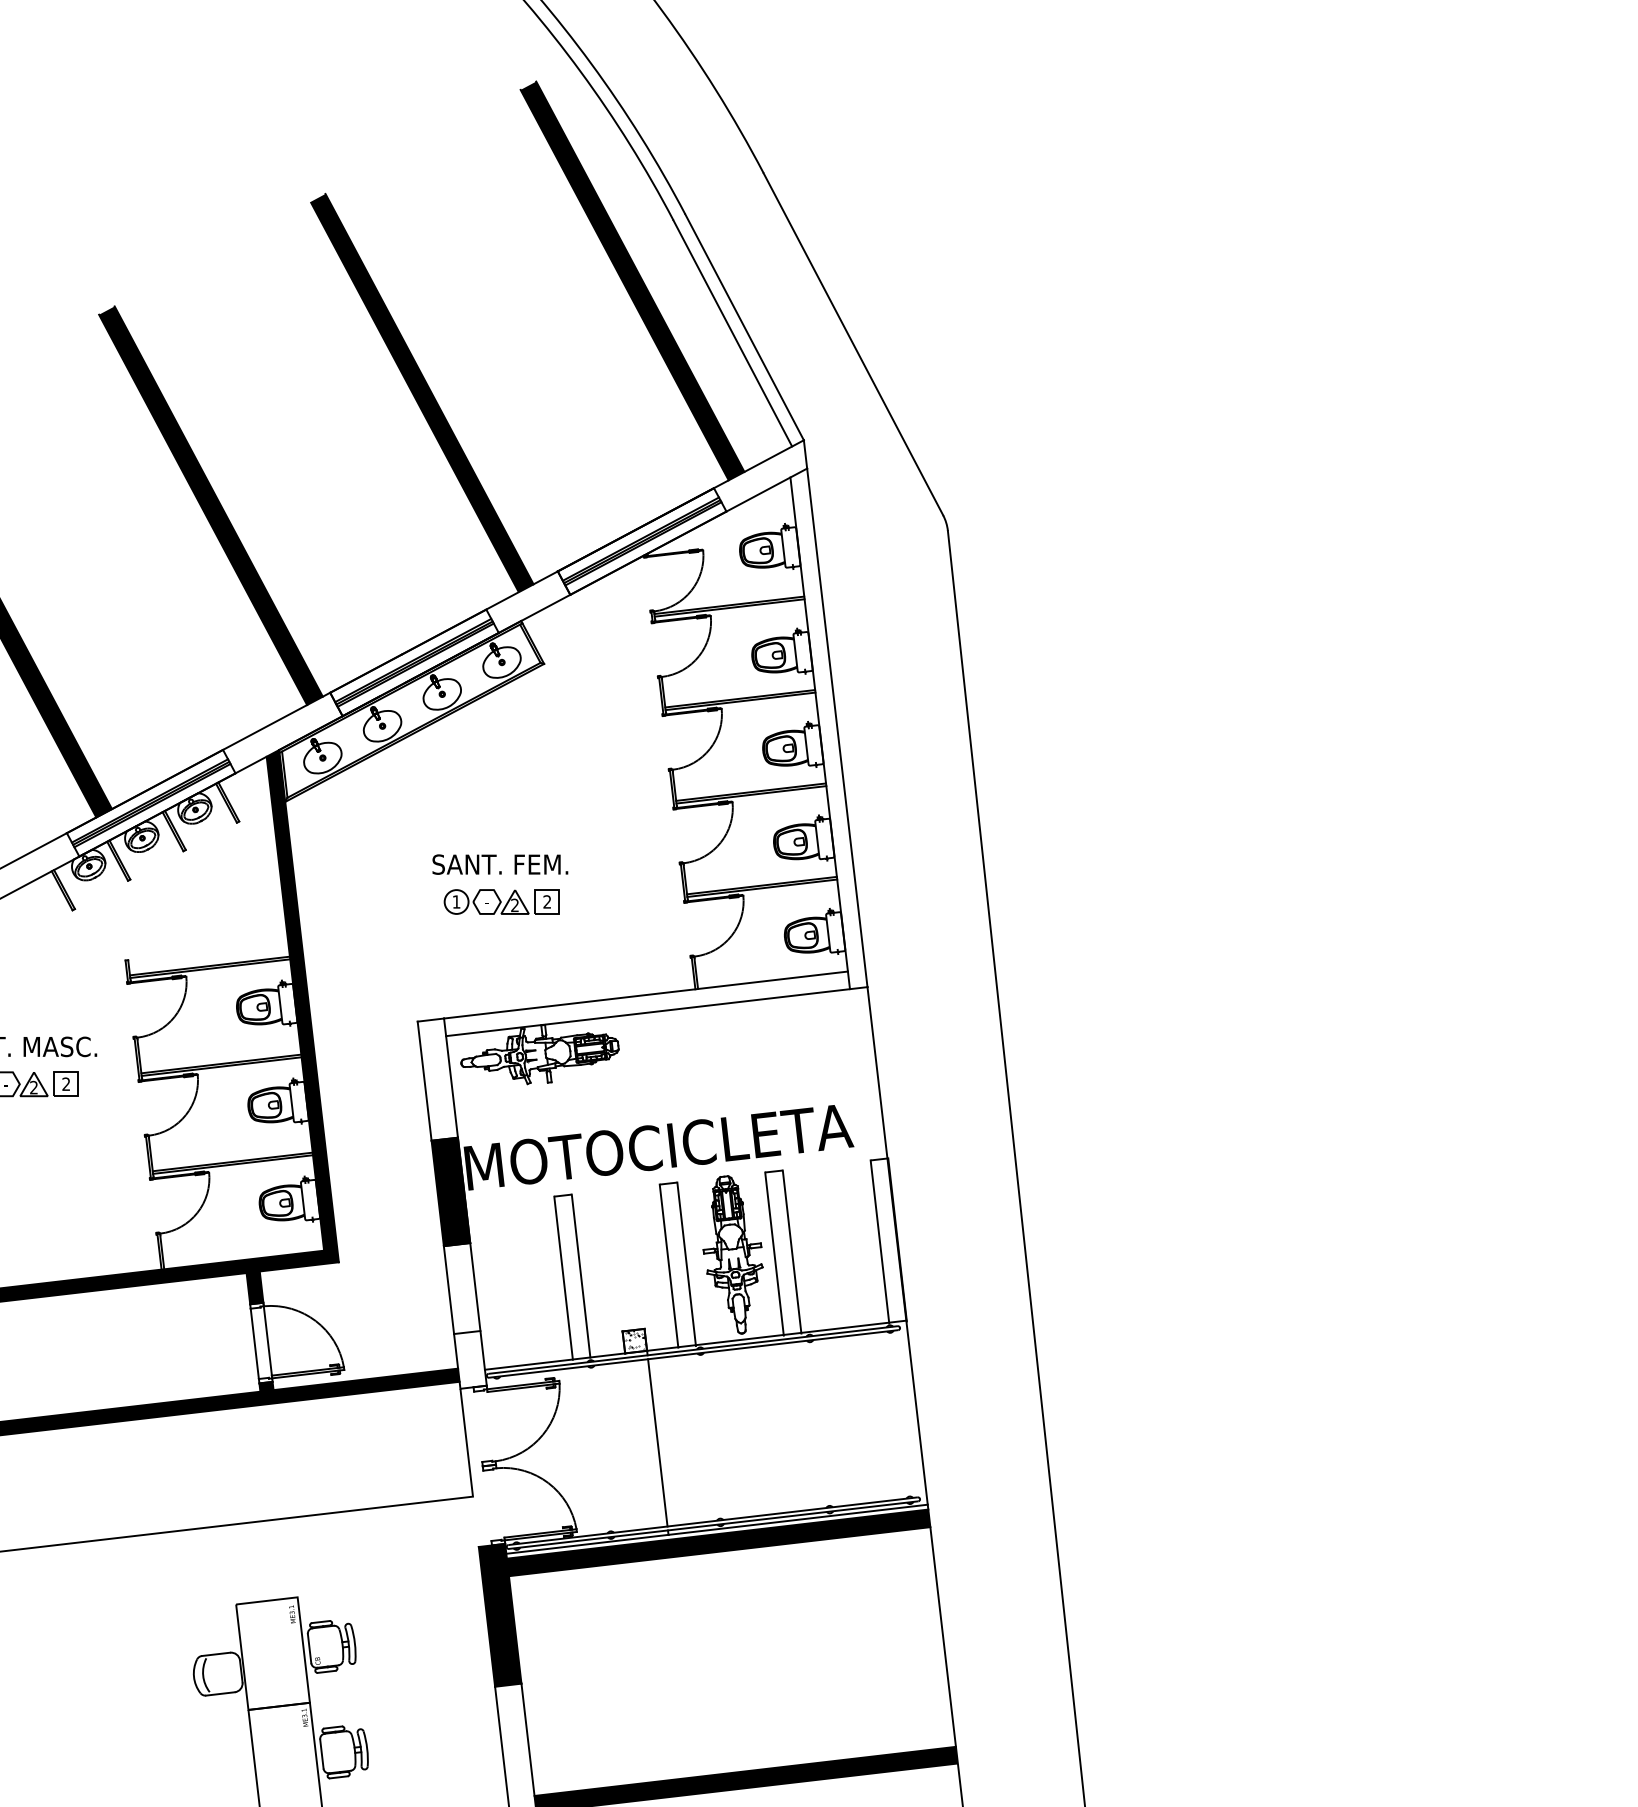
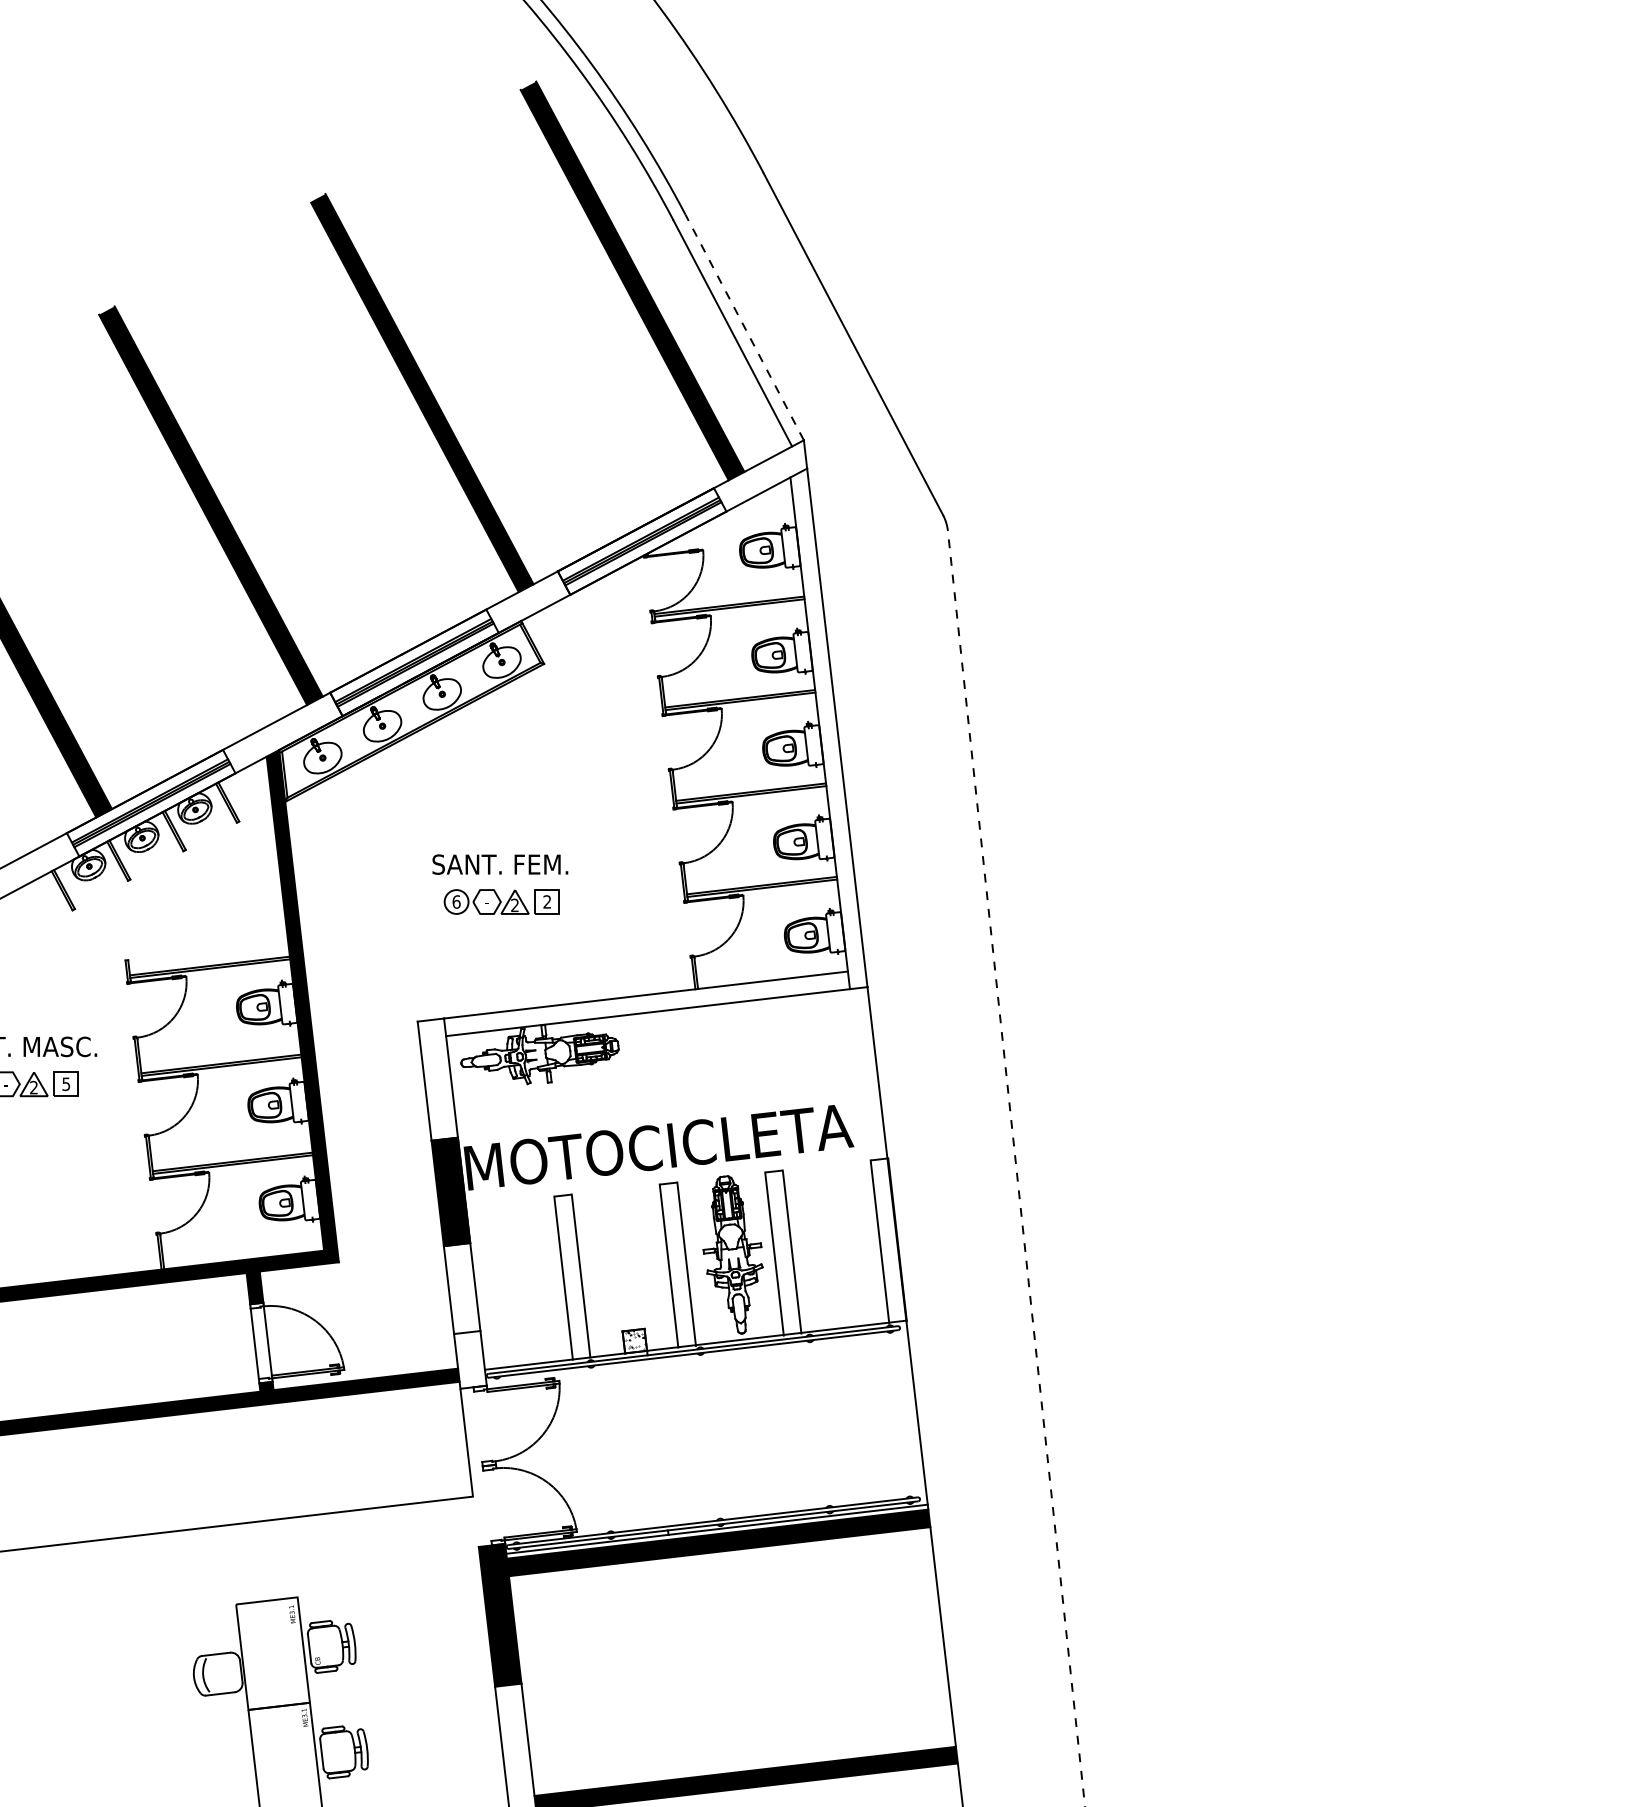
line: solid -> dashed (744, 327)
text: 1 -> 6 (456, 901)
text: 2 -> 5 (66, 1084)
line: solid -> dashed (1016, 1168)
line: present -> none (657, 1442)
